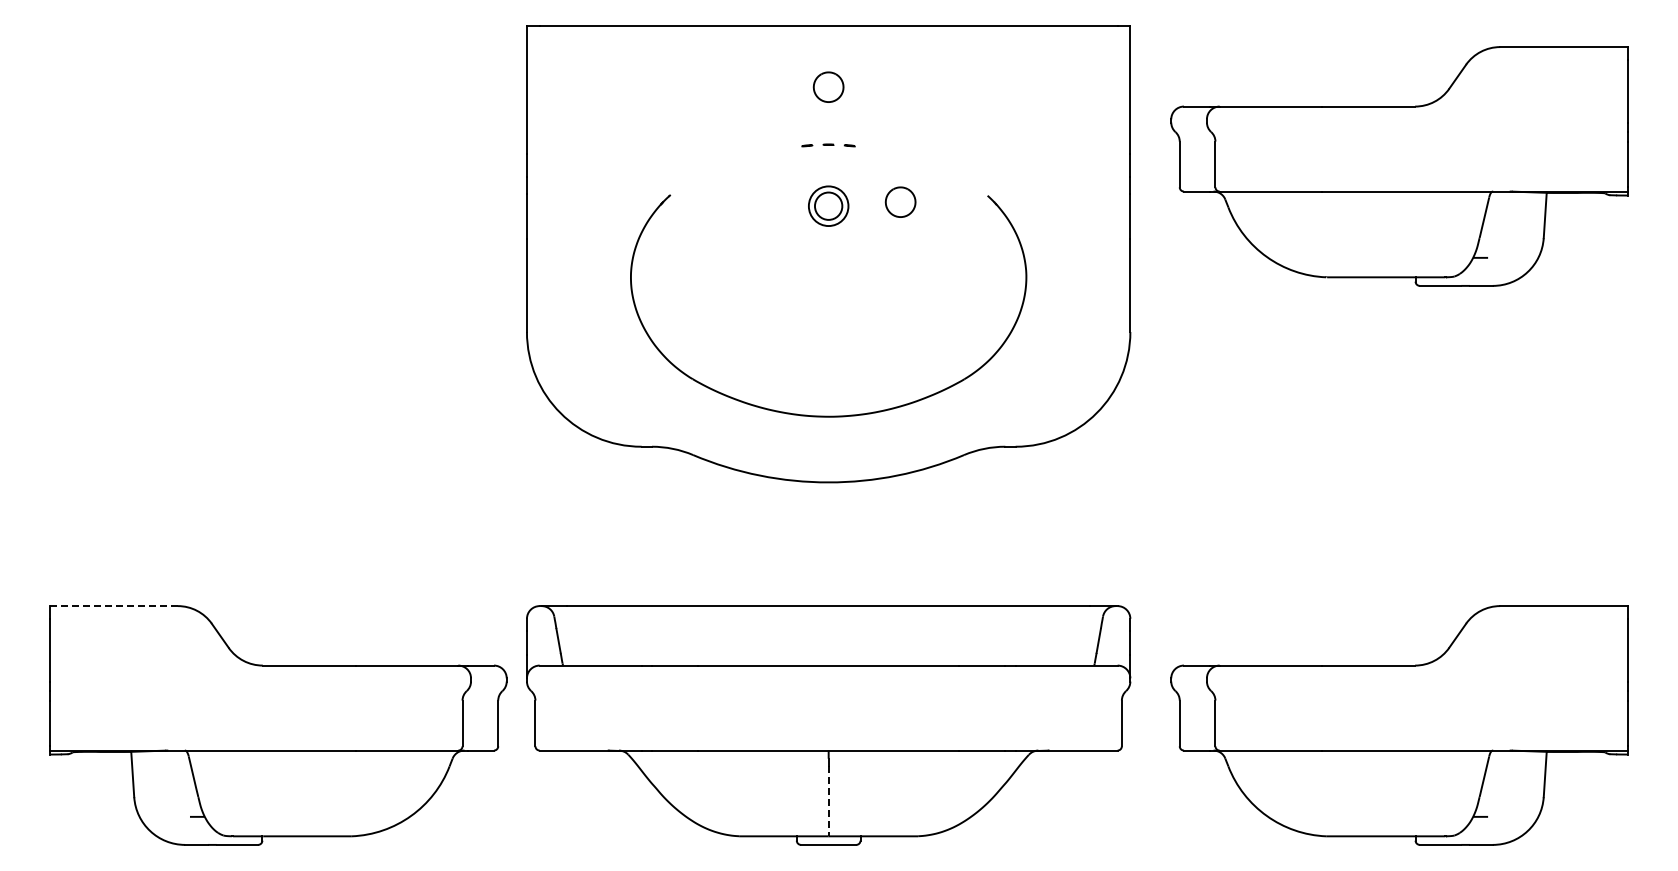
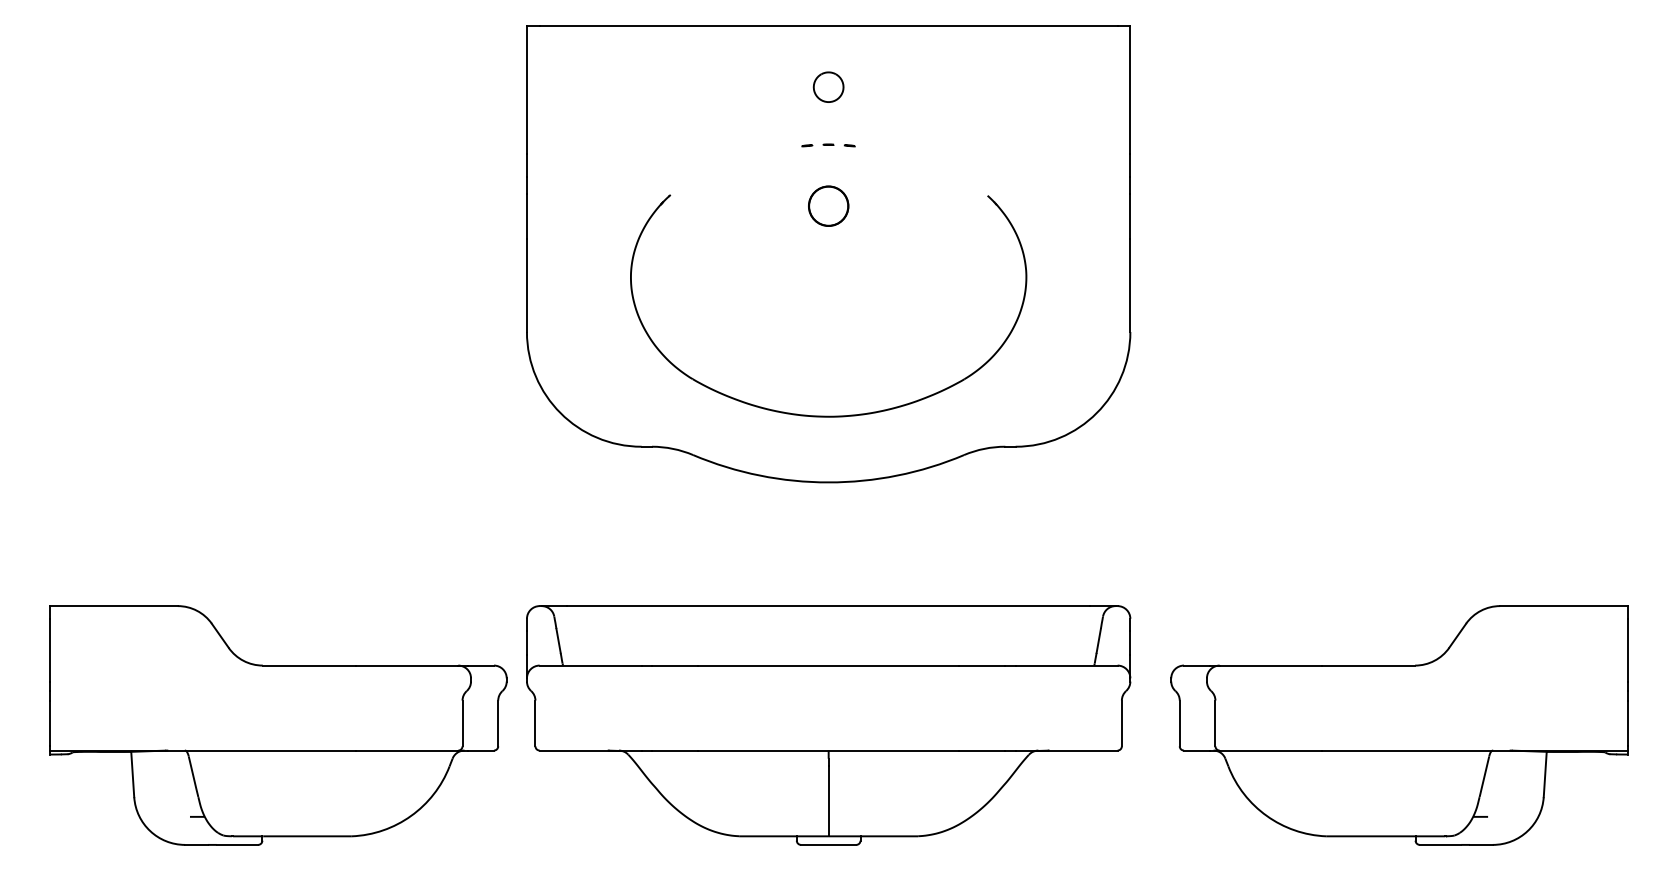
part: present -> none (1399, 166)
part: present -> none (900, 201)
circle diameter: 27 px -> 39 px (828, 205)
line: dashed -> solid (114, 606)
line: dashed -> solid (828, 801)
